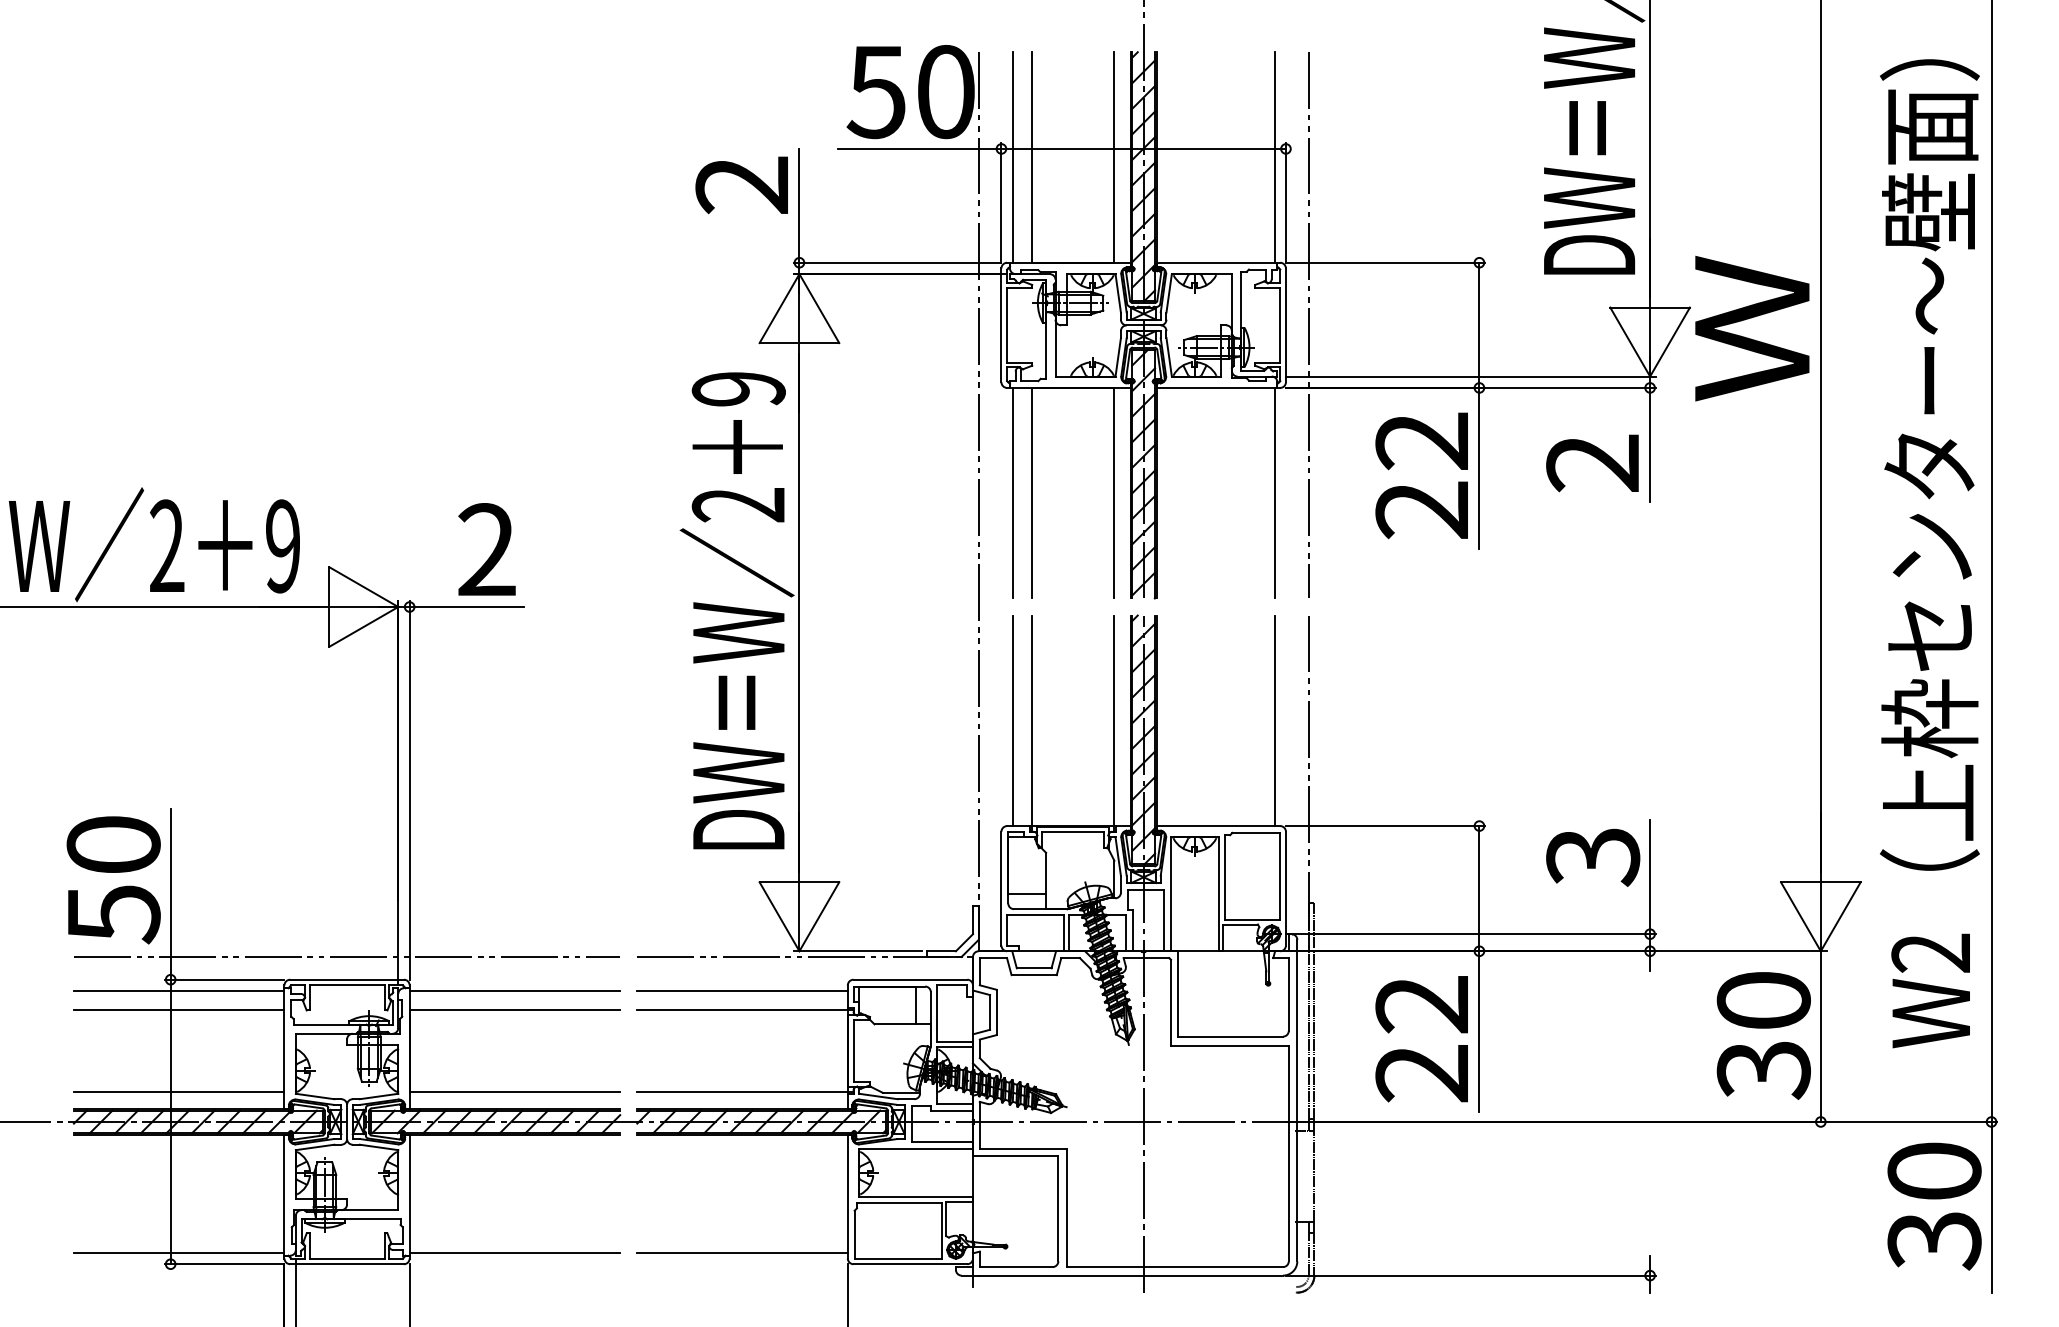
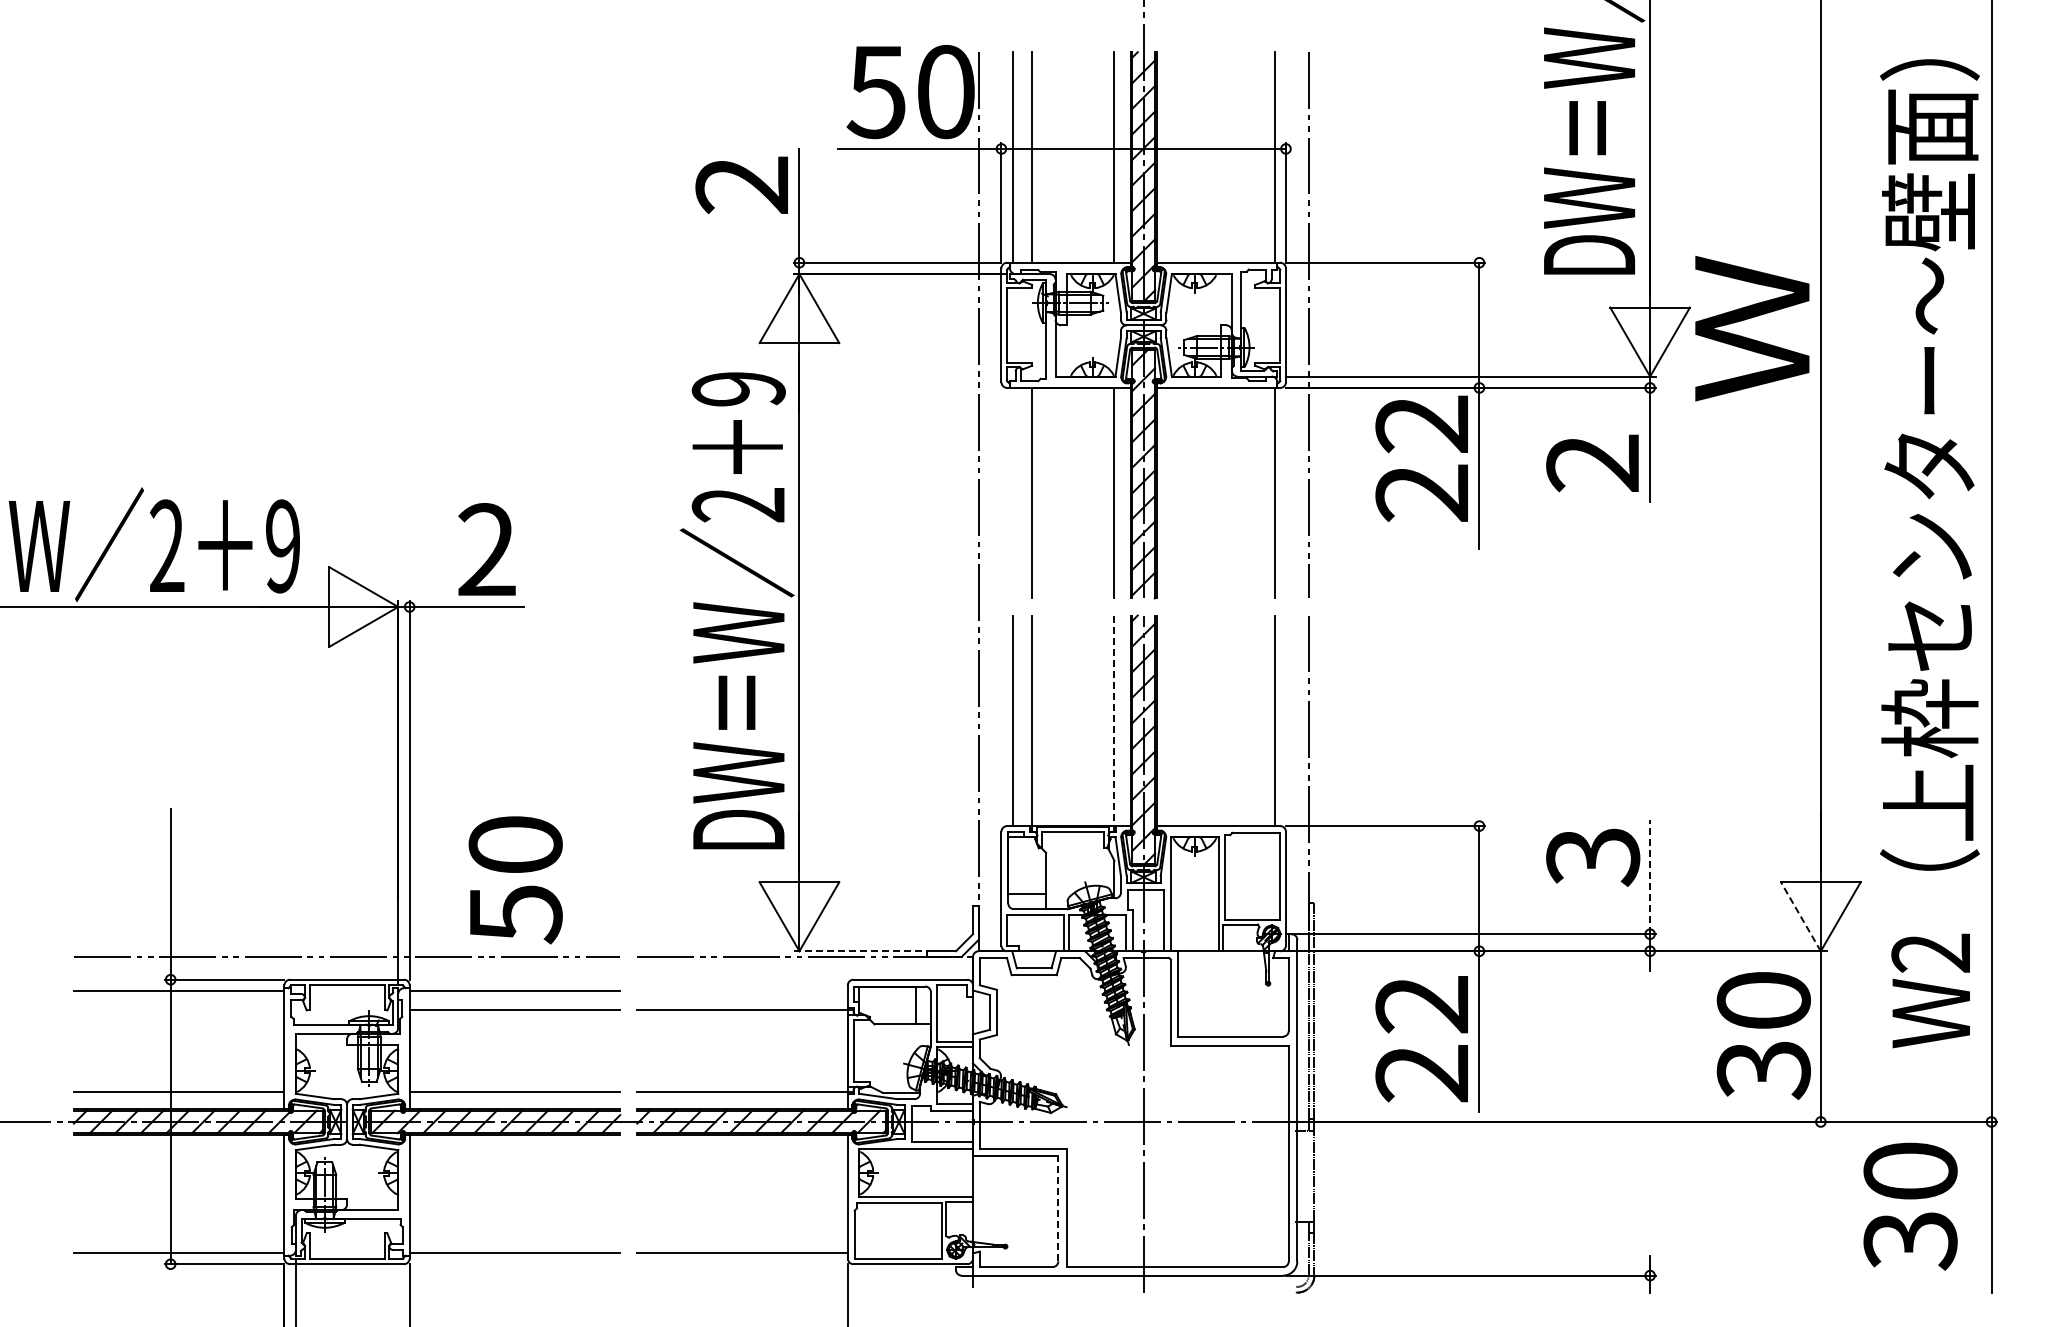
text position: (1421, 475) -> (1421, 458) (1421, 458)
line: present -> none (1012, 492)
line: solid -> dashed (1114, 721)
line: solid -> dashed (1650, 876)
text position: (113, 880) -> (515, 880) (515, 880)
line: solid -> dashed (1800, 916)
line: solid -> dashed (857, 951)
line: present -> none (742, 991)
line: present -> none (178, 1009)
text position: (1934, 1206) -> (1910, 1206) (1910, 1206)
line: solid -> dashed (1058, 1208)
